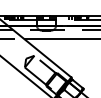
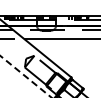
line: solid -> dashed (26, 77)
